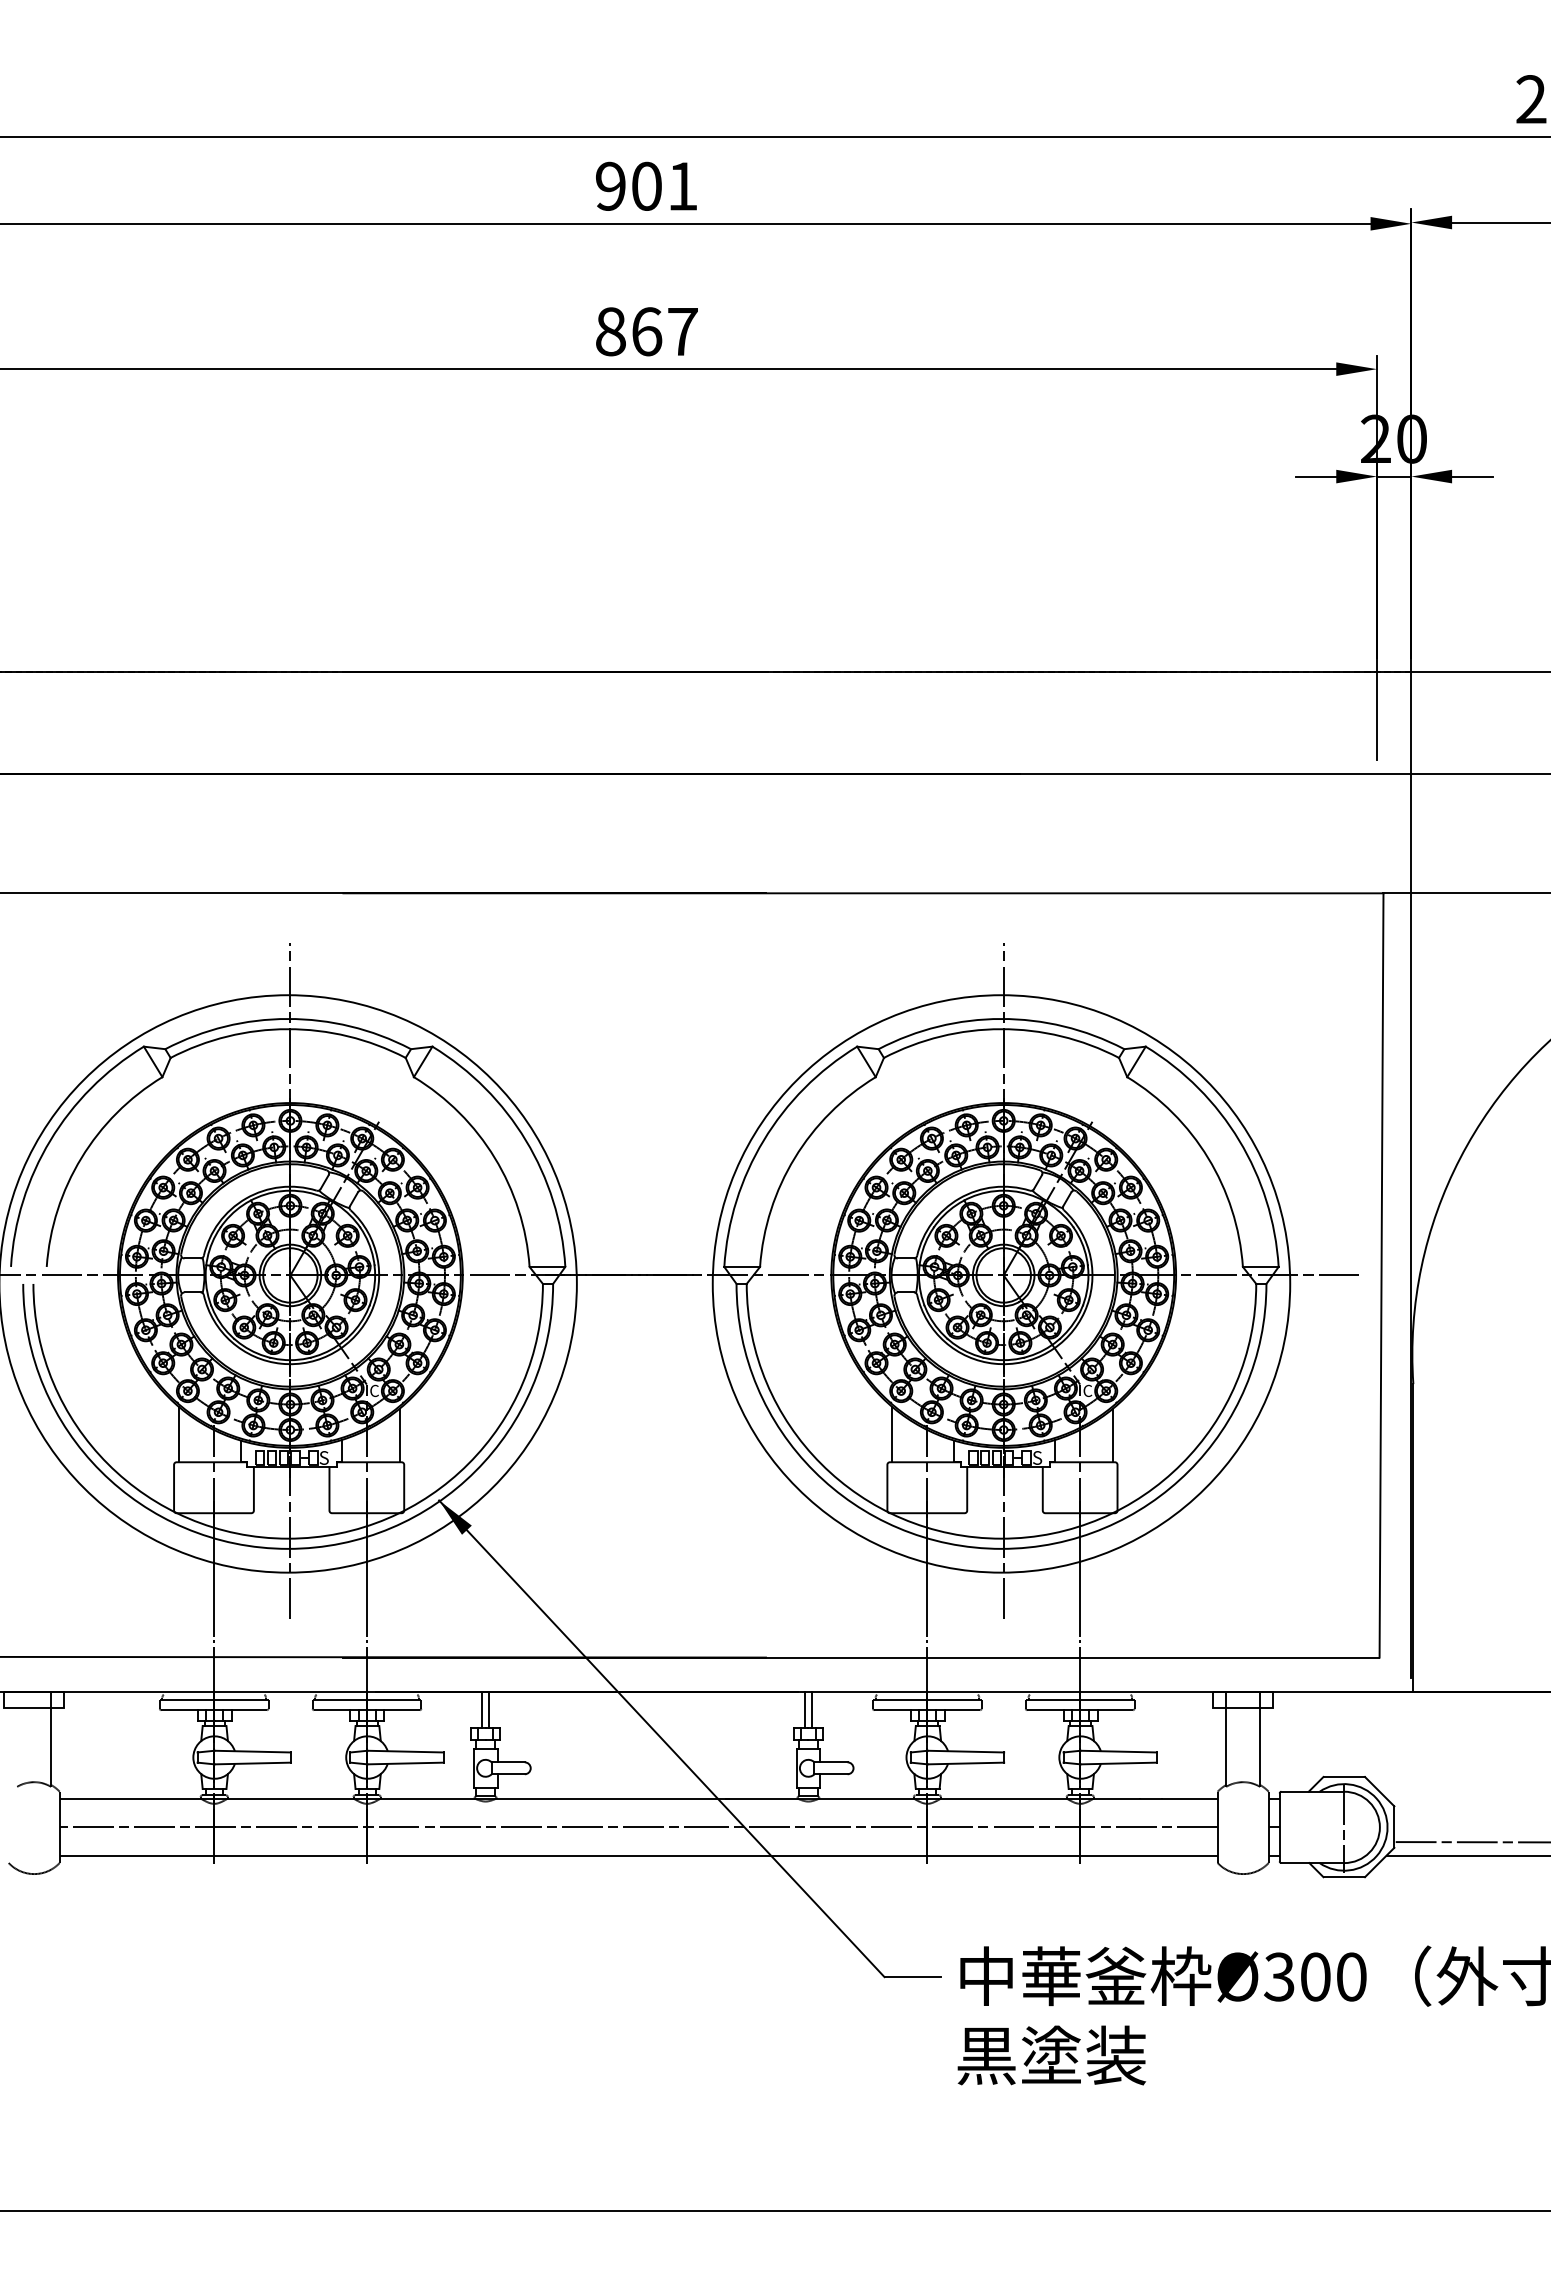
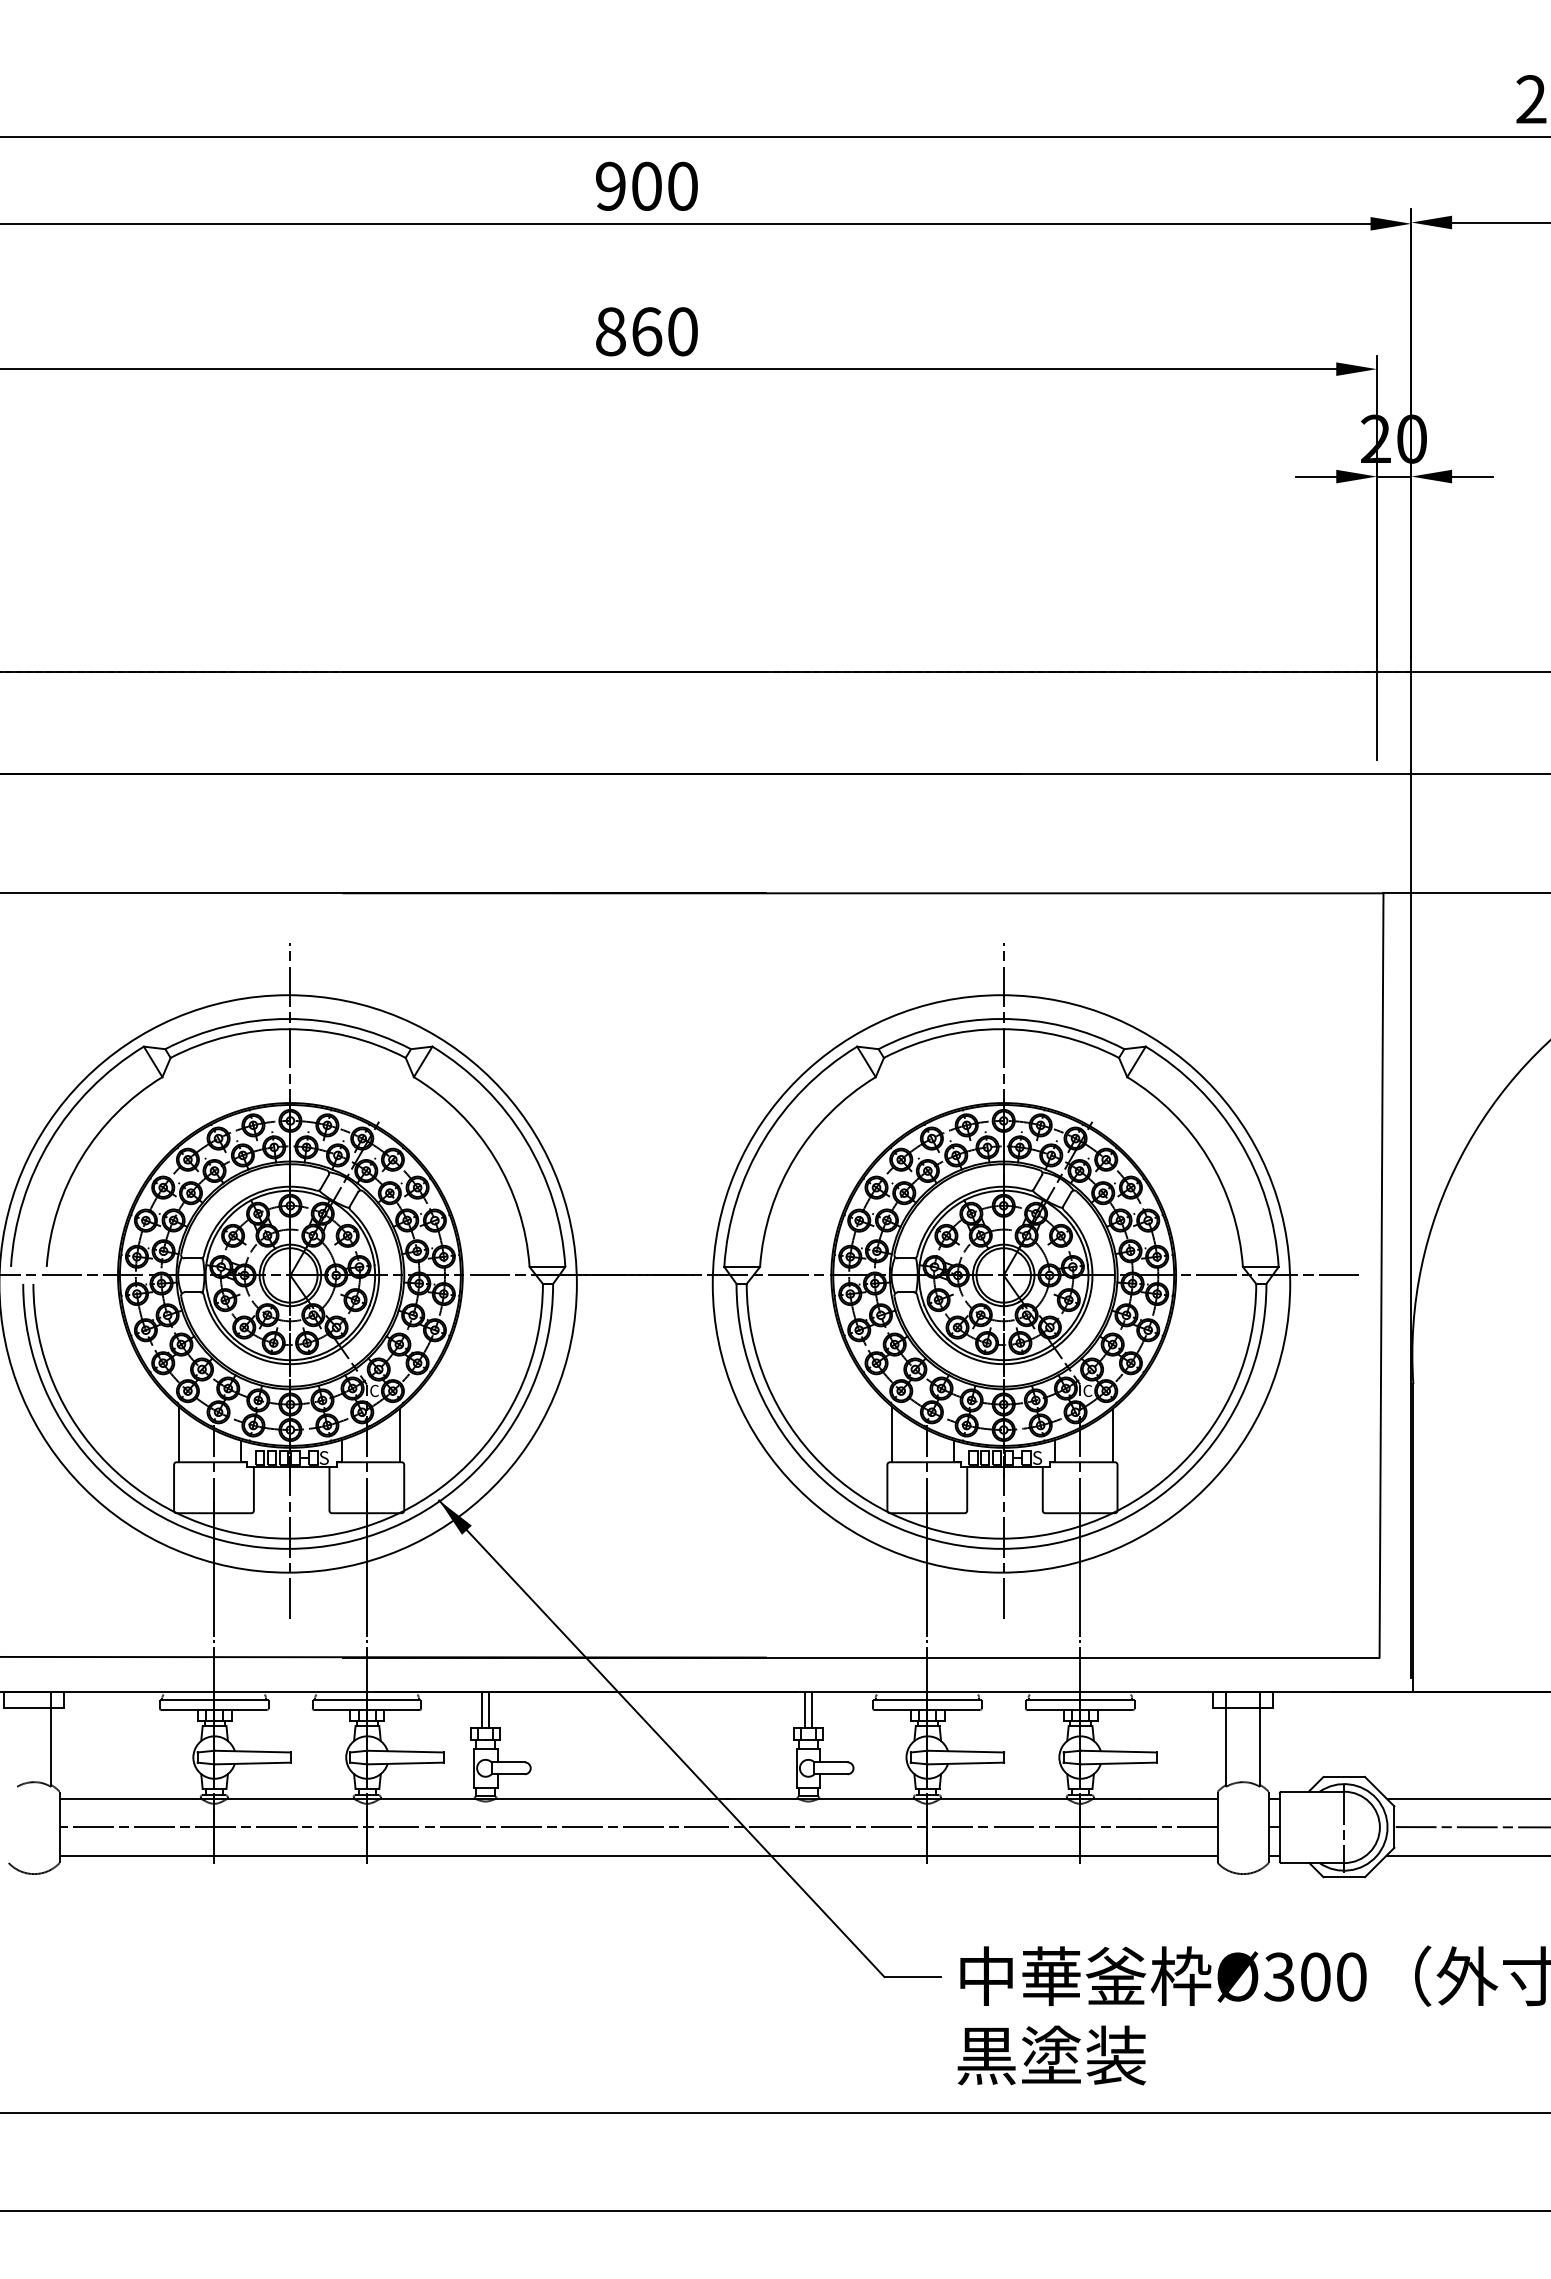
text: 901 -> 900 (682, 185)
text: 867 -> 860 (682, 331)
line: none -> present (1466, 1798)
line position: (1470, 1842) -> (1470, 1827) (1470, 1827)
line: none -> present (774, 2113)
